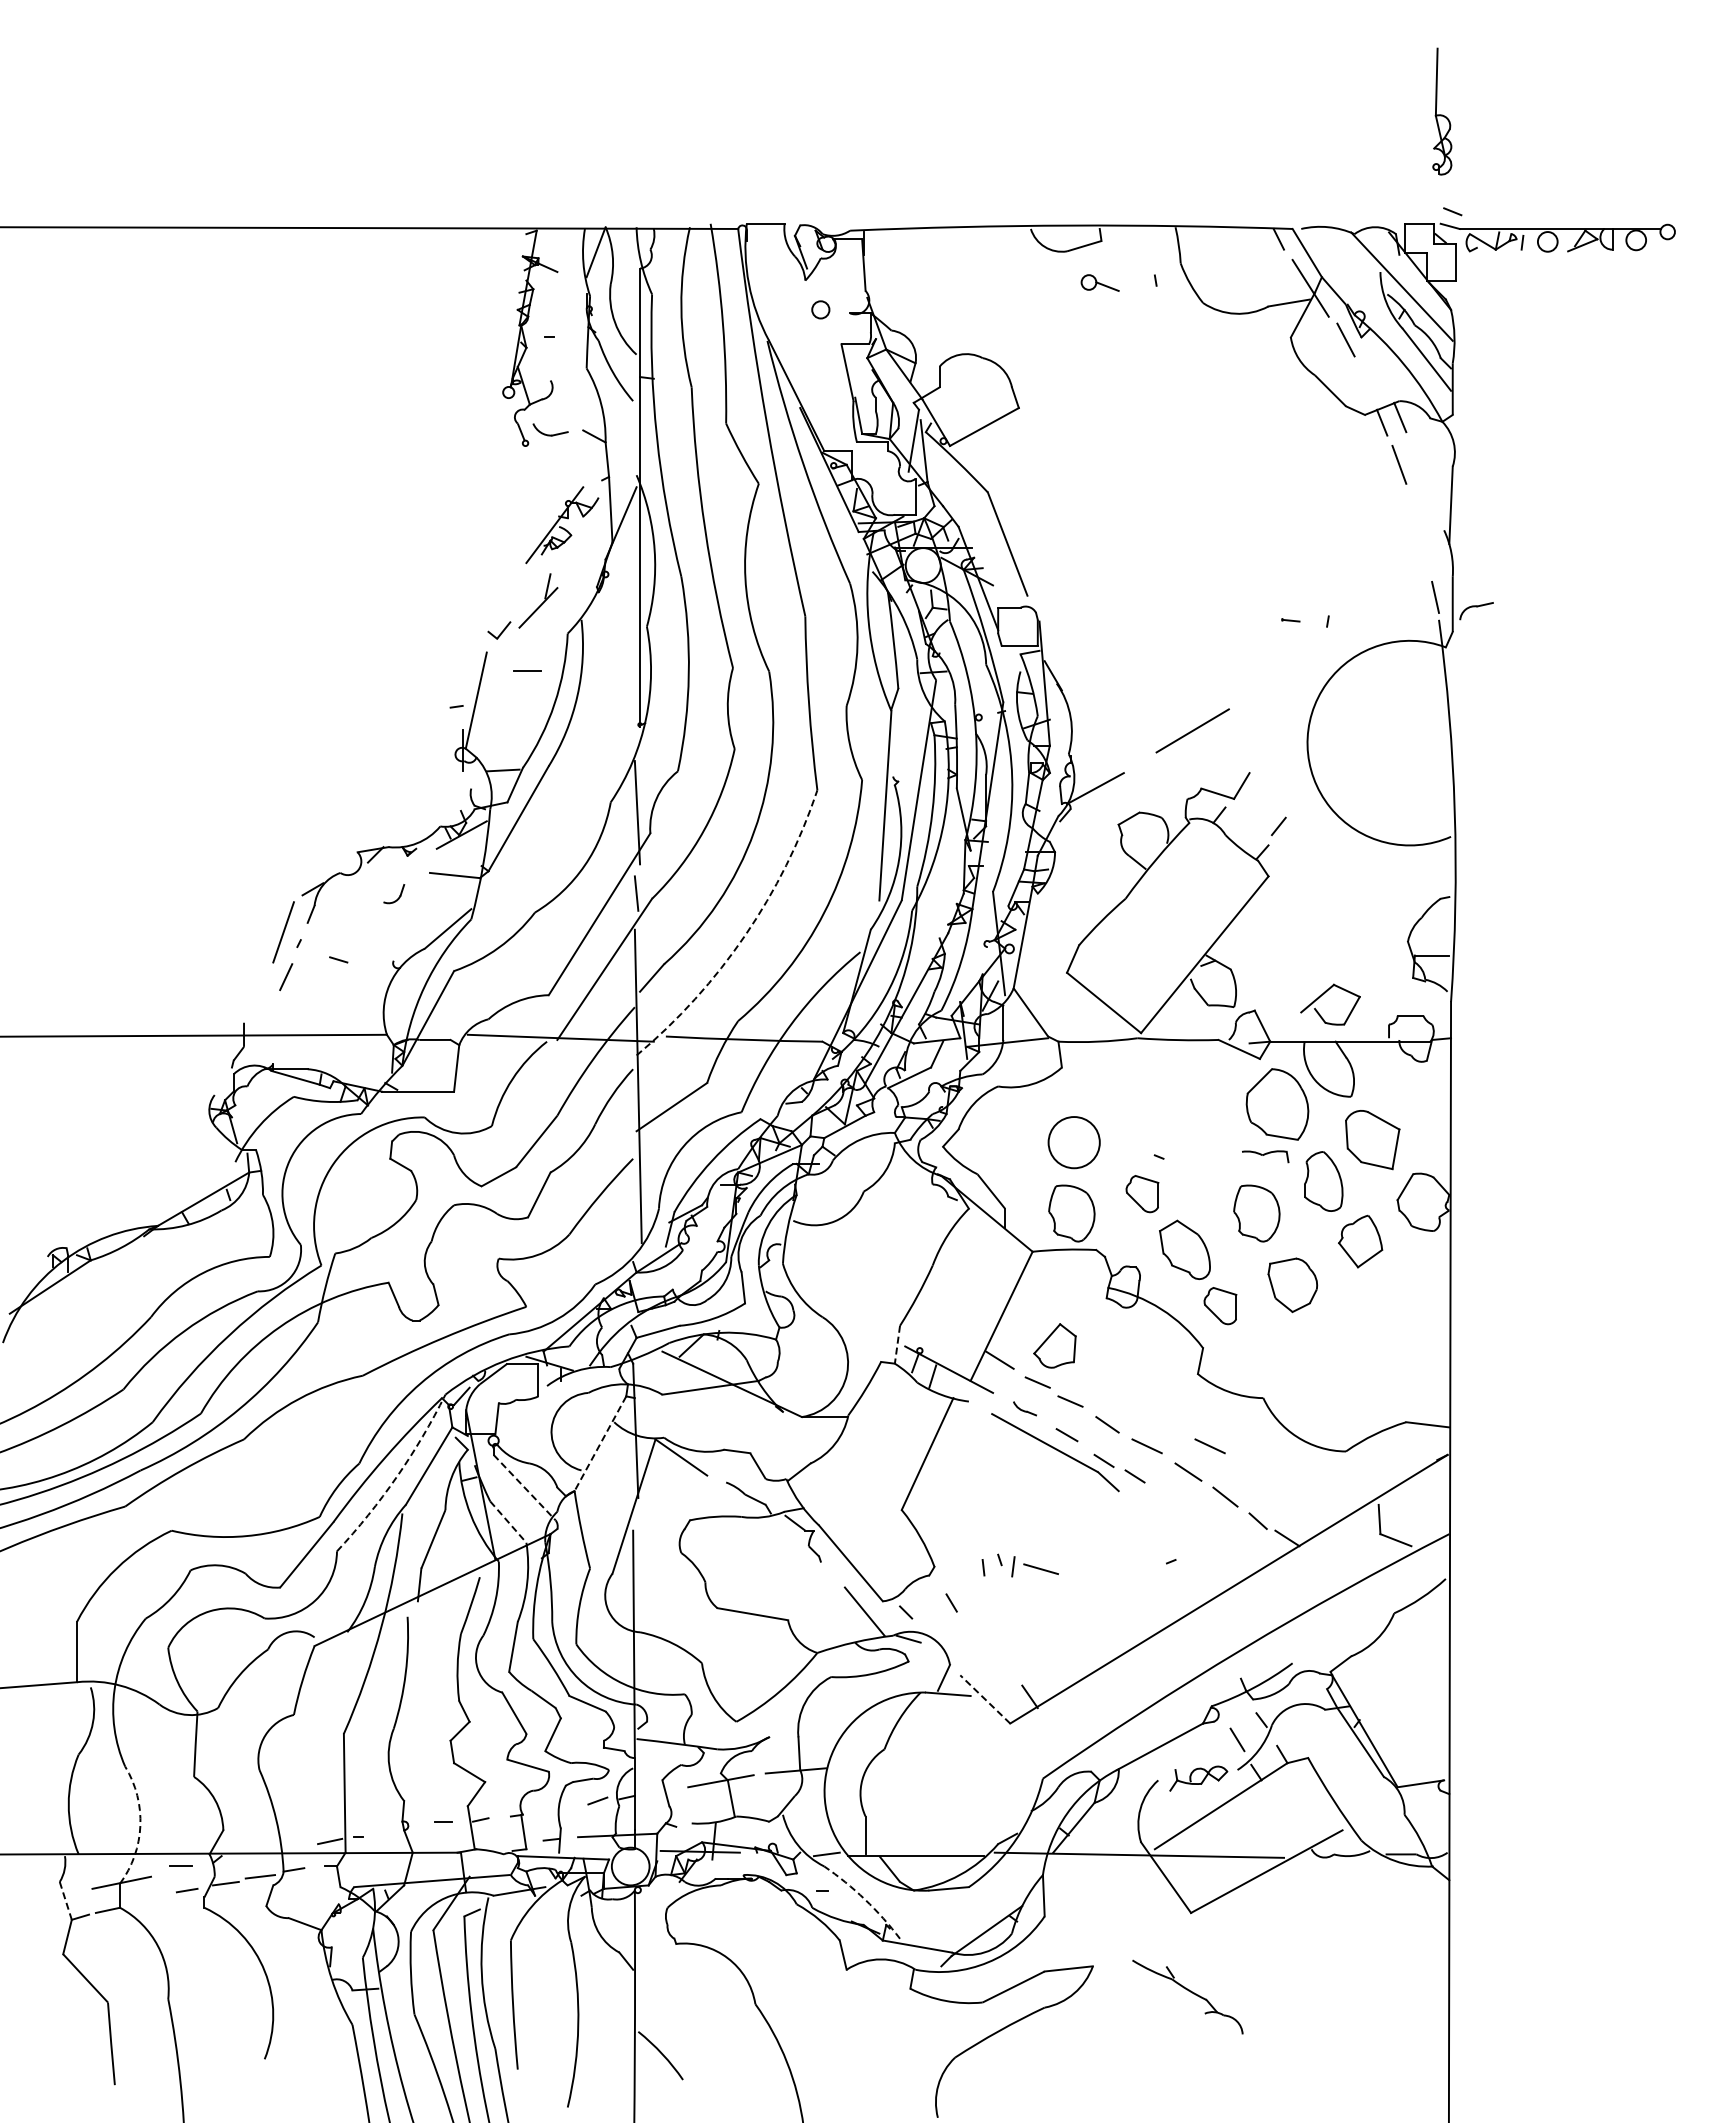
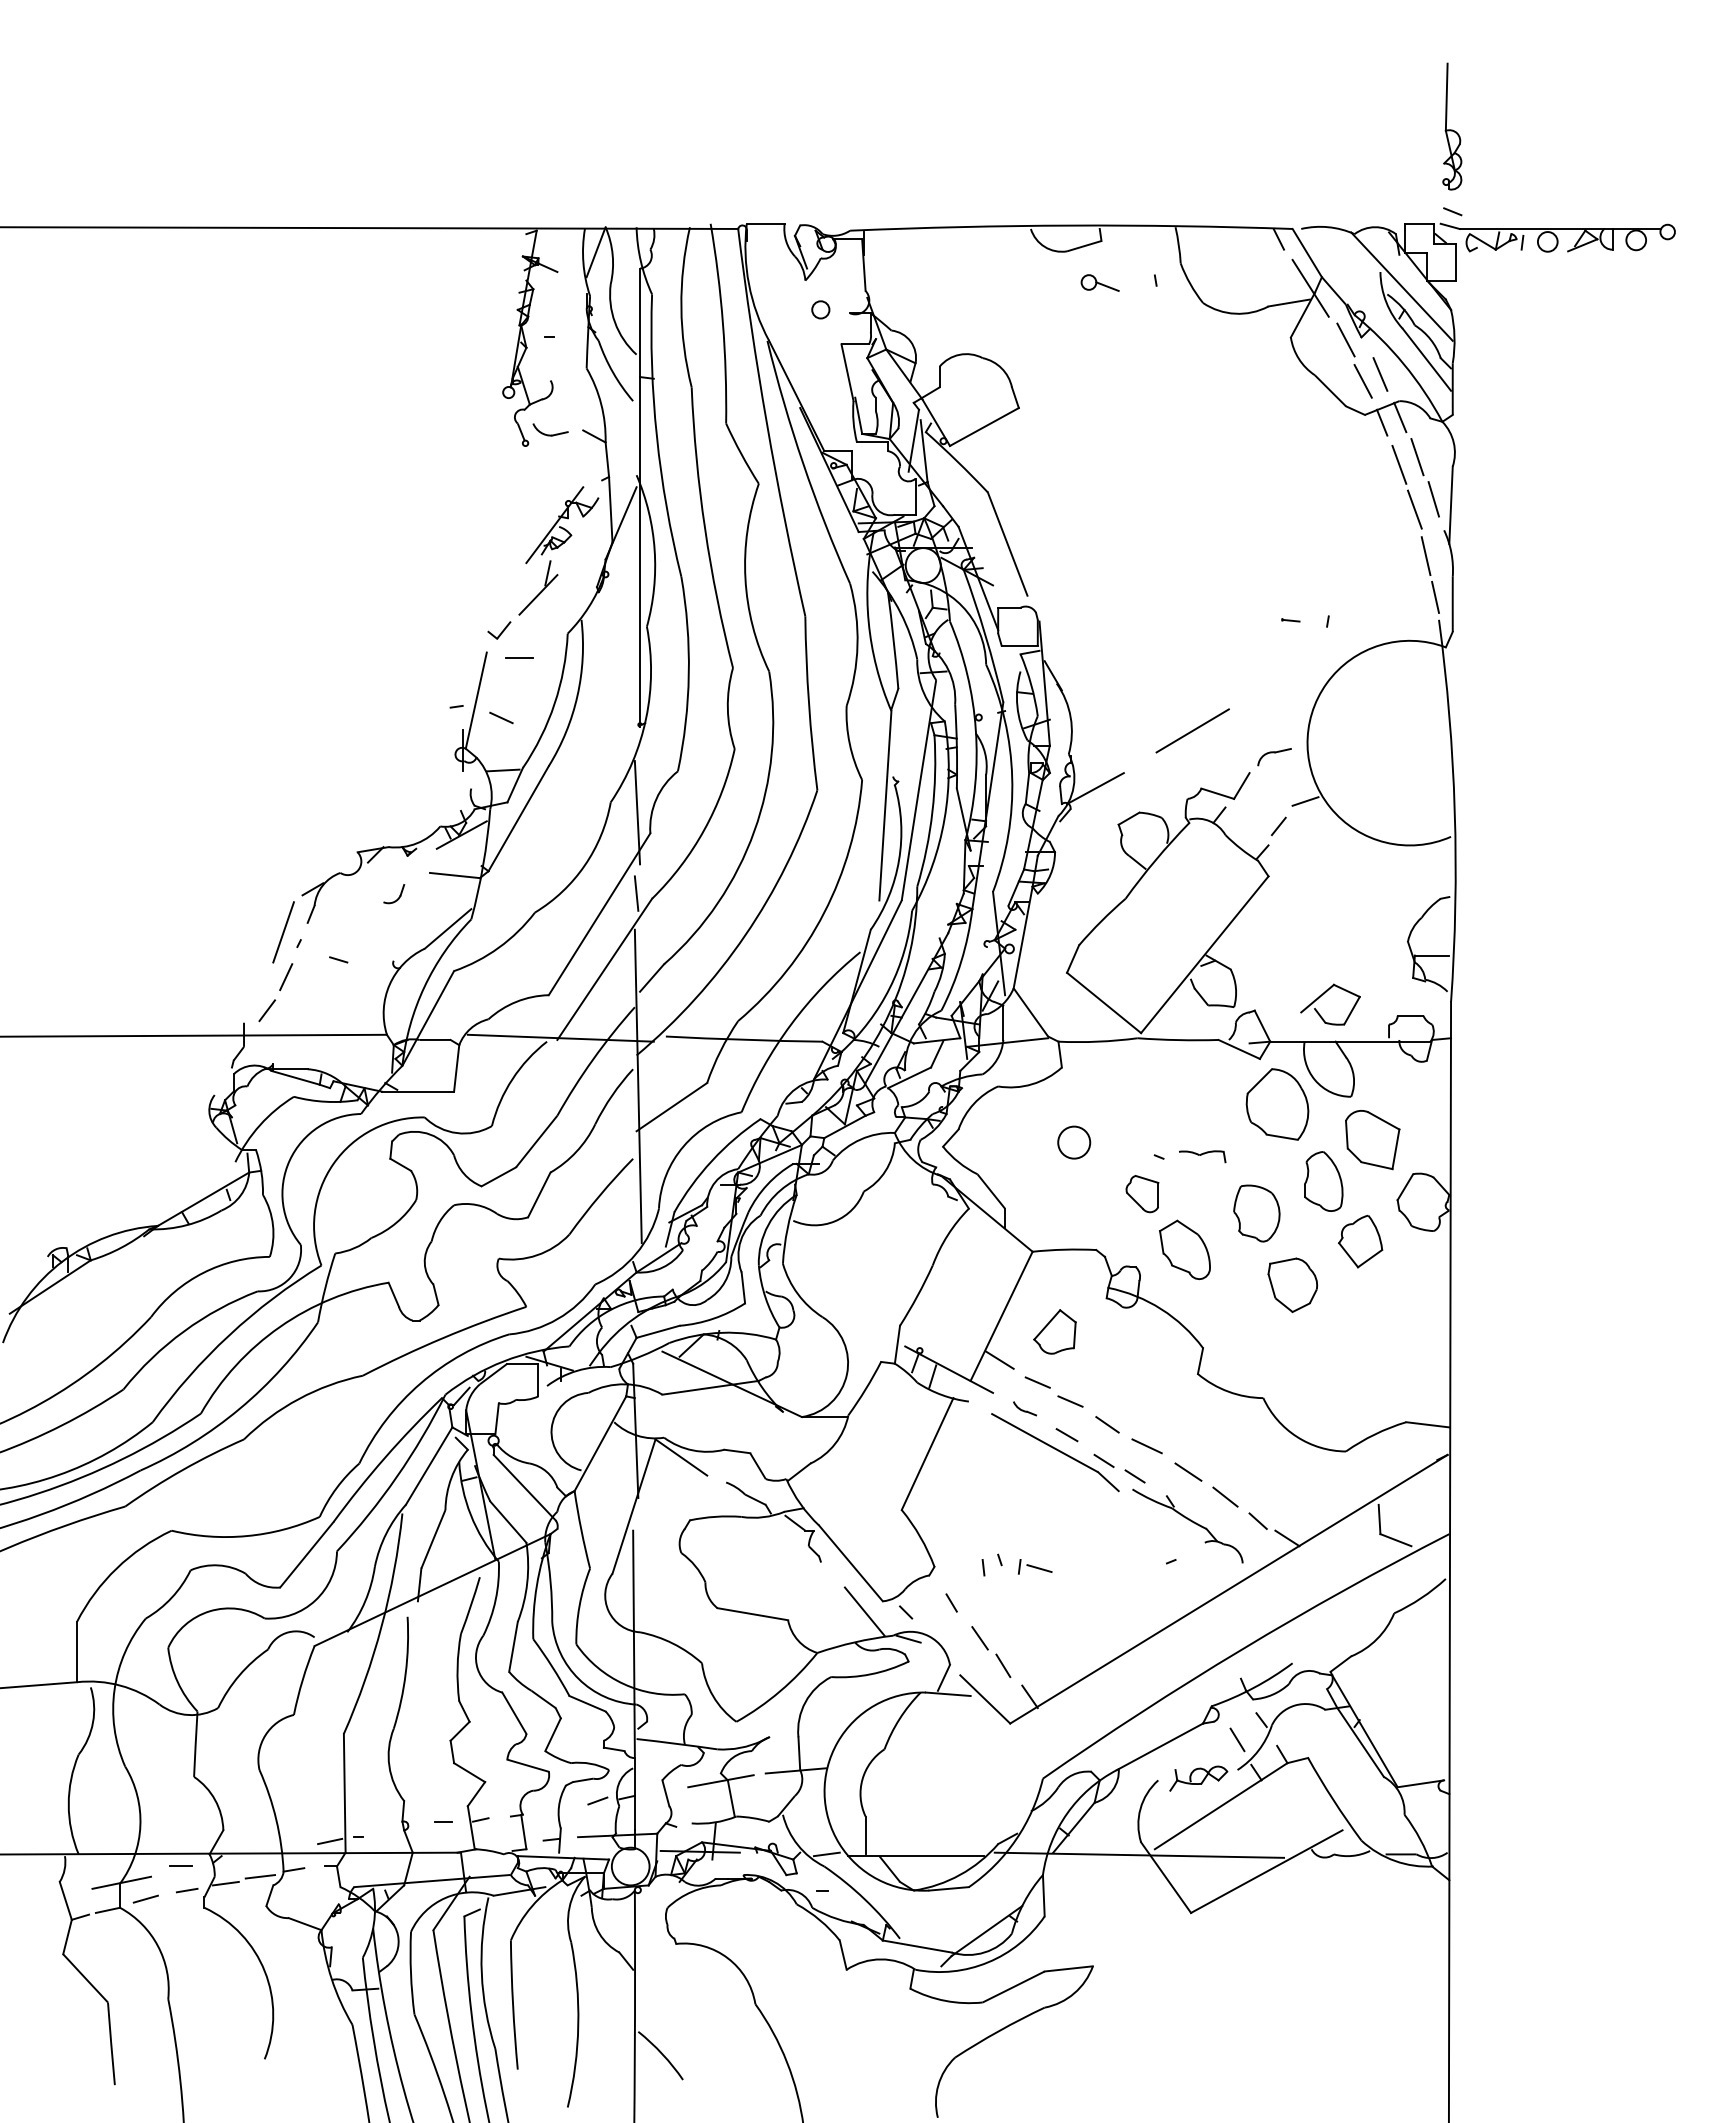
part position: (1442, 111) -> (1452, 126) (1452, 126)
line: none -> present (1380, 374)
line: none -> present (1362, 381)
line: none -> present (1417, 457)
line: none -> present (1433, 499)
line: none -> present (1414, 509)
line: none -> present (1425, 556)
part position: (538, 600) -> (538, 587) (538, 587)
part position: (1476, 611) -> (1274, 757) (1274, 757)
line position: (527, 670) -> (519, 657) (519, 657)
line: none -> present (501, 717)
line: none -> present (1305, 801)
arc: dashed -> solid (745, 935)
line: none -> present (267, 1010)
circle diameter: 51 px -> 32 px (1074, 1142)
part position: (1265, 1156) -> (1202, 1156) (1202, 1156)
part: present -> none (1071, 1213)
part: present -> none (1220, 1306)
line: dashed -> solid (897, 1345)
part position: (1054, 1345) -> (1054, 1331) (1054, 1331)
line: dashed -> solid (600, 1443)
line: present -> none (1209, 1446)
arc: dashed -> solid (396, 1476)
line: dashed -> solid (525, 1488)
line: dashed -> solid (508, 1522)
part size: 48x22 px -> 35x16 px (1035, 1566)
line: none -> present (979, 1638)
line: none -> present (1003, 1665)
line: dashed -> solid (985, 1699)
arc: dashed -> solid (140, 1825)
line: none -> present (145, 1898)
arc: dashed -> solid (865, 1899)
line: dashed -> solid (65, 1900)
part position: (1187, 1996) -> (1187, 1525) (1187, 1525)
